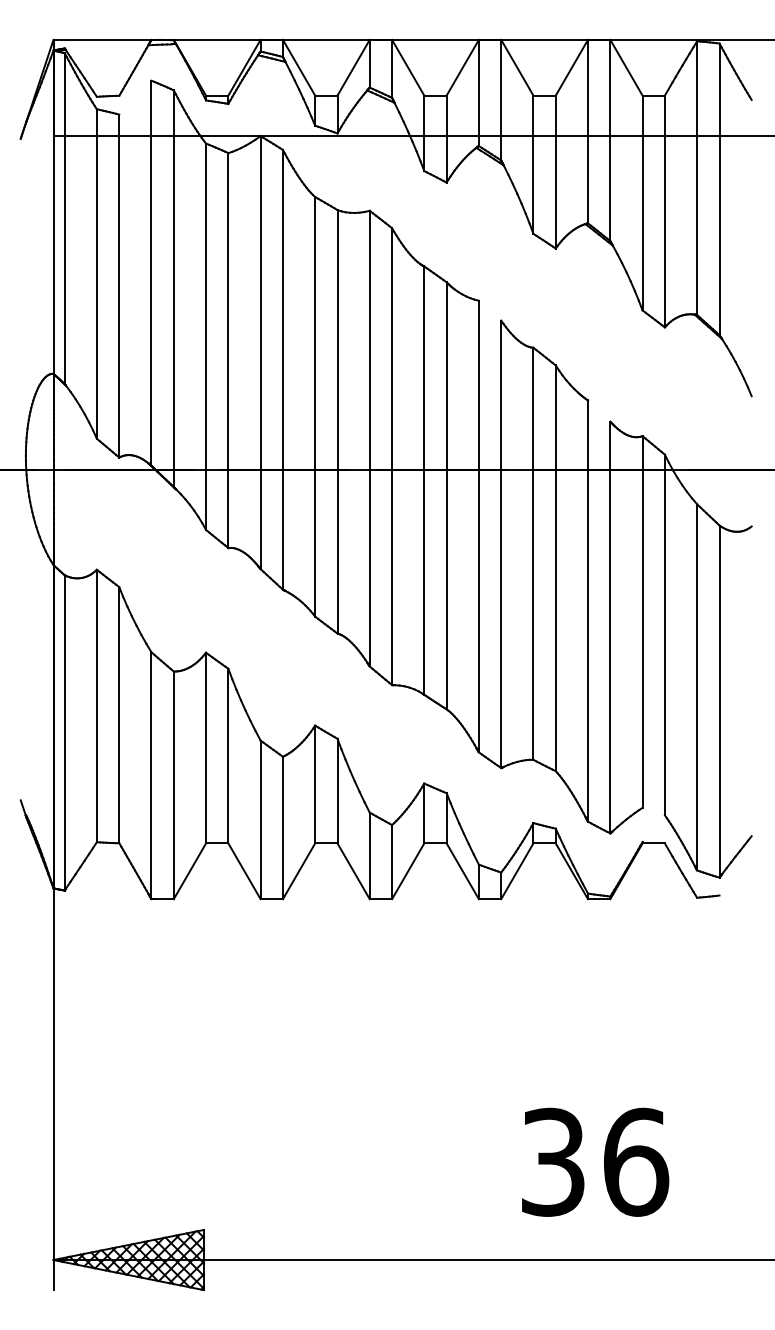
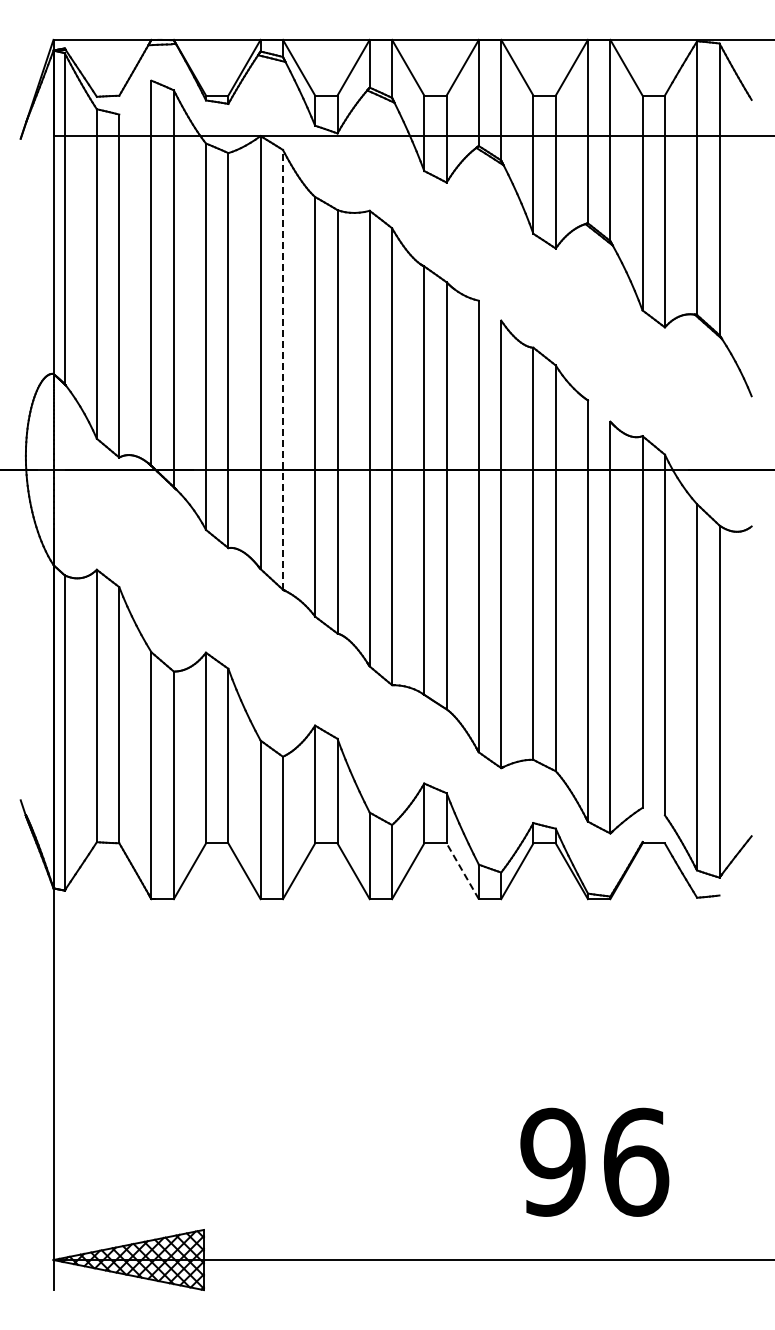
line: solid -> dashed (282, 369)
line: solid -> dashed (462, 870)
text: 36 -> 96 (552, 1161)
